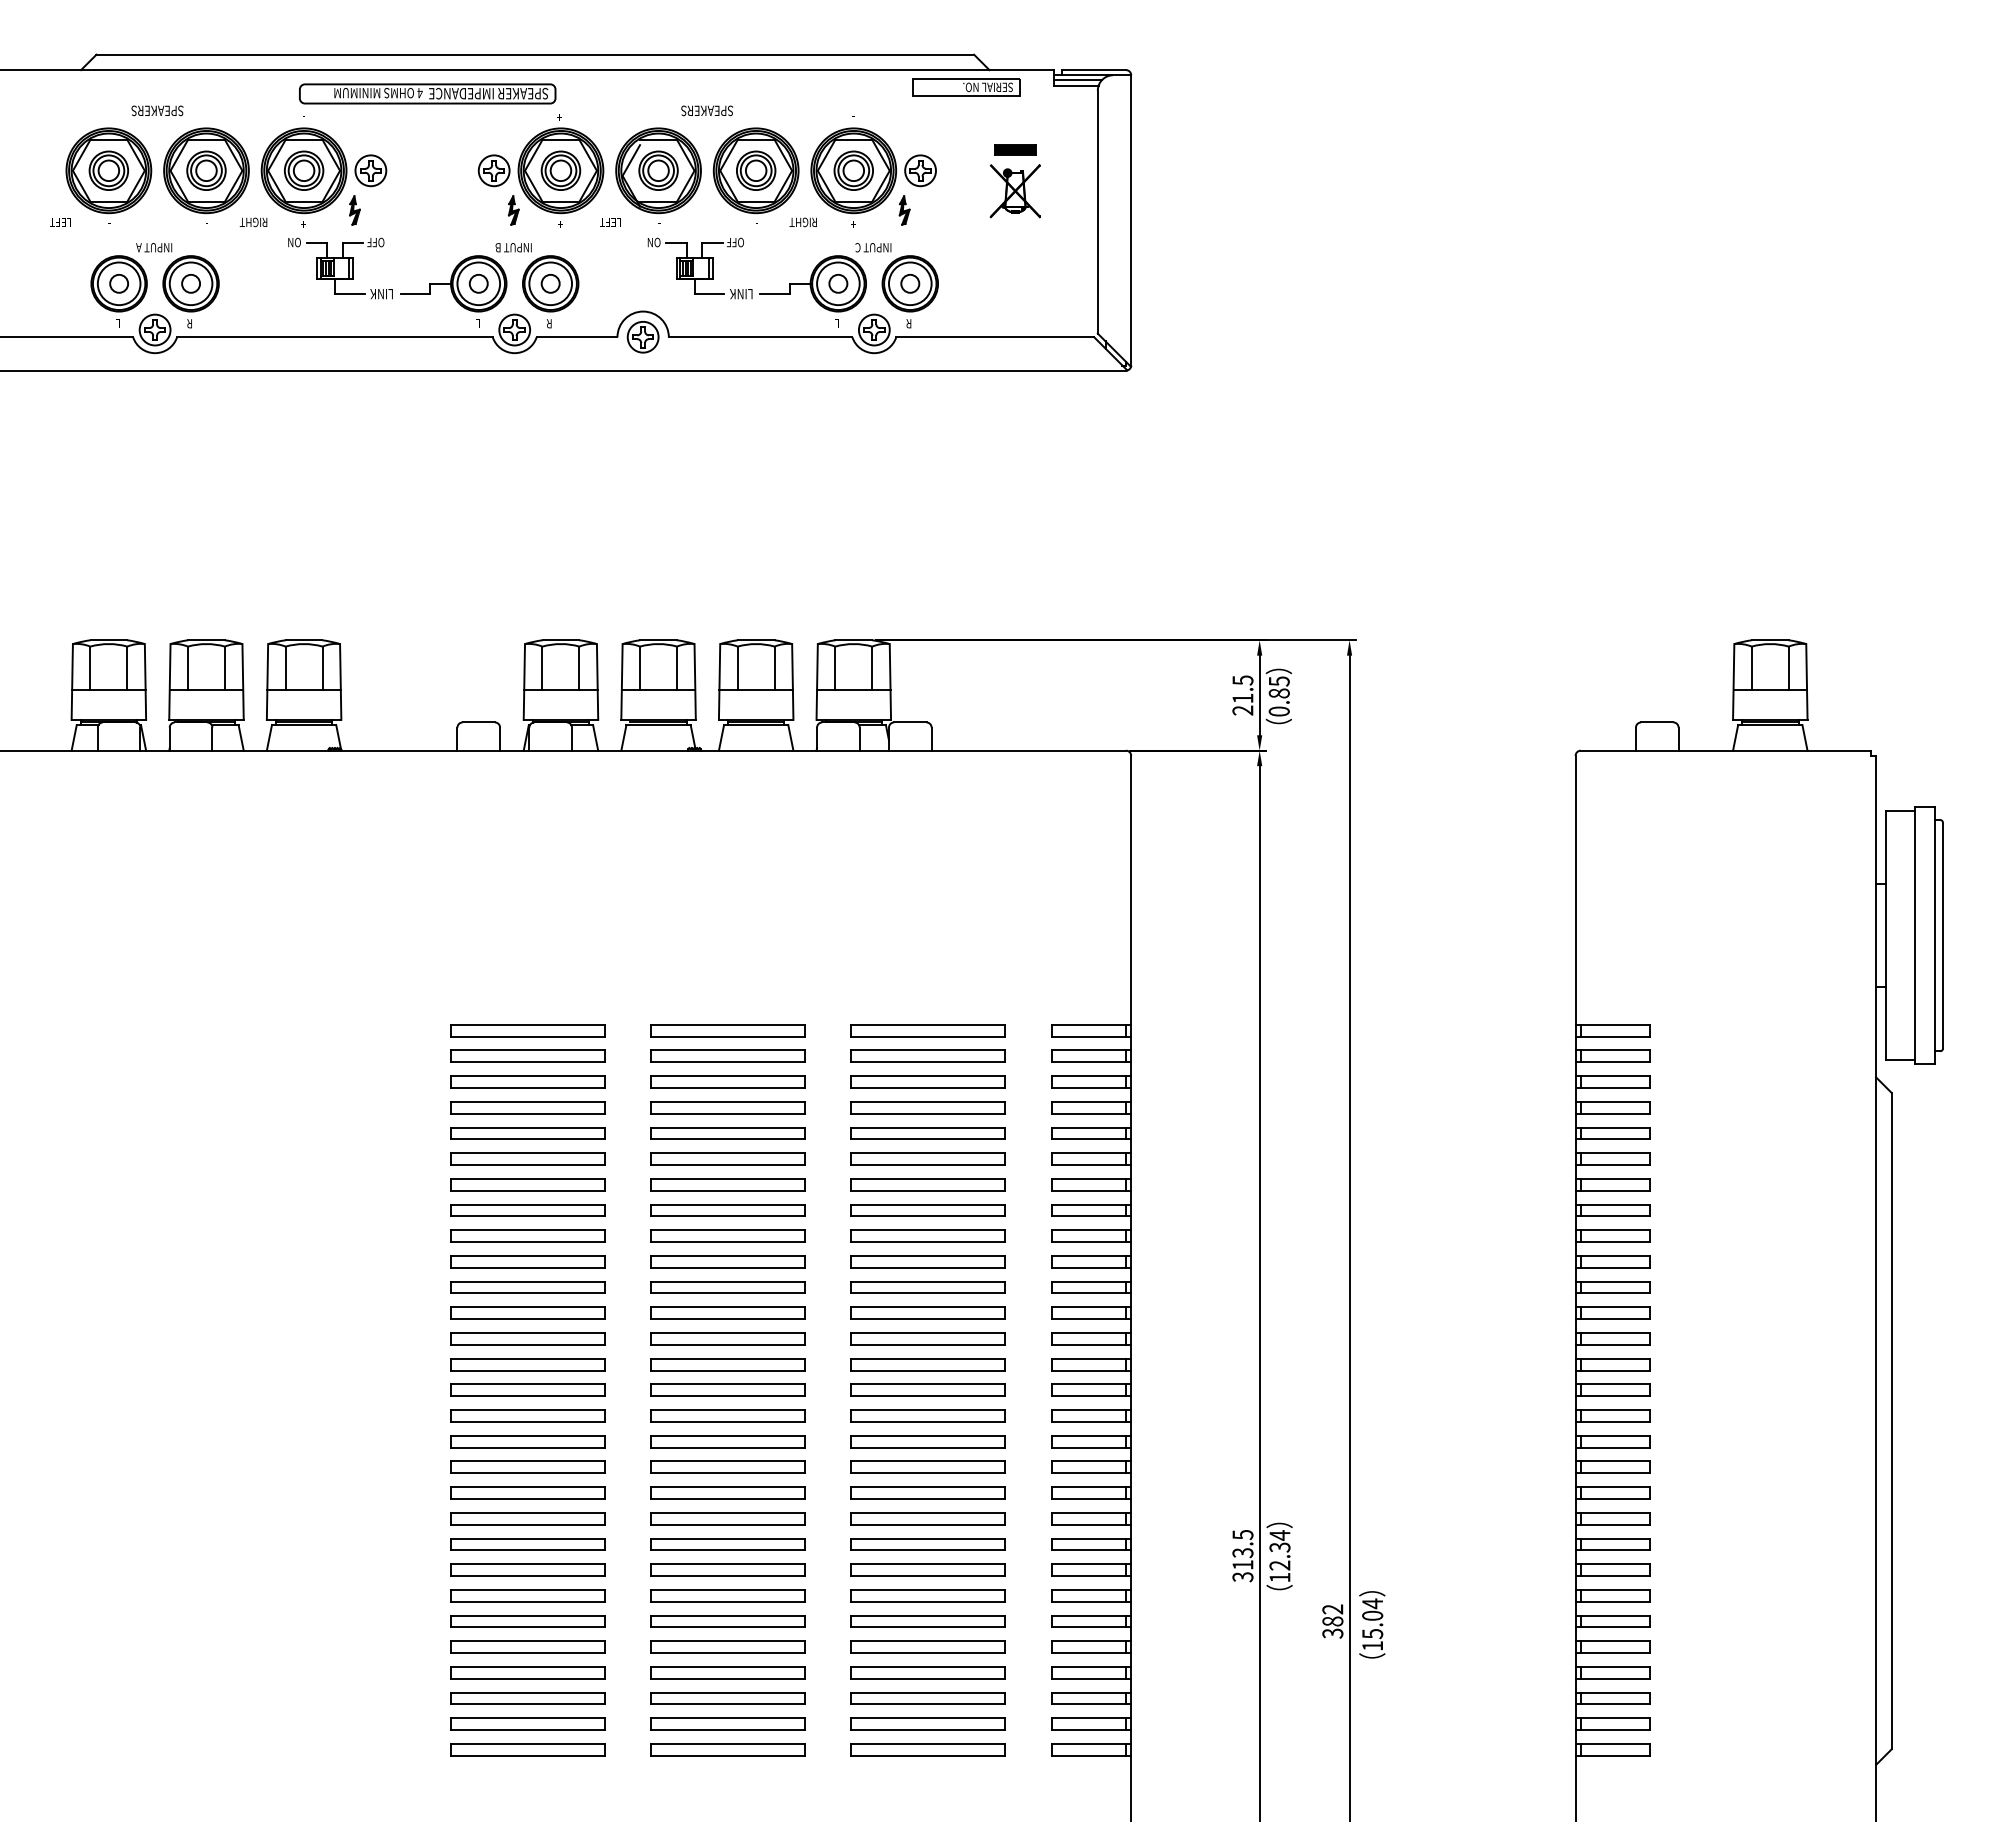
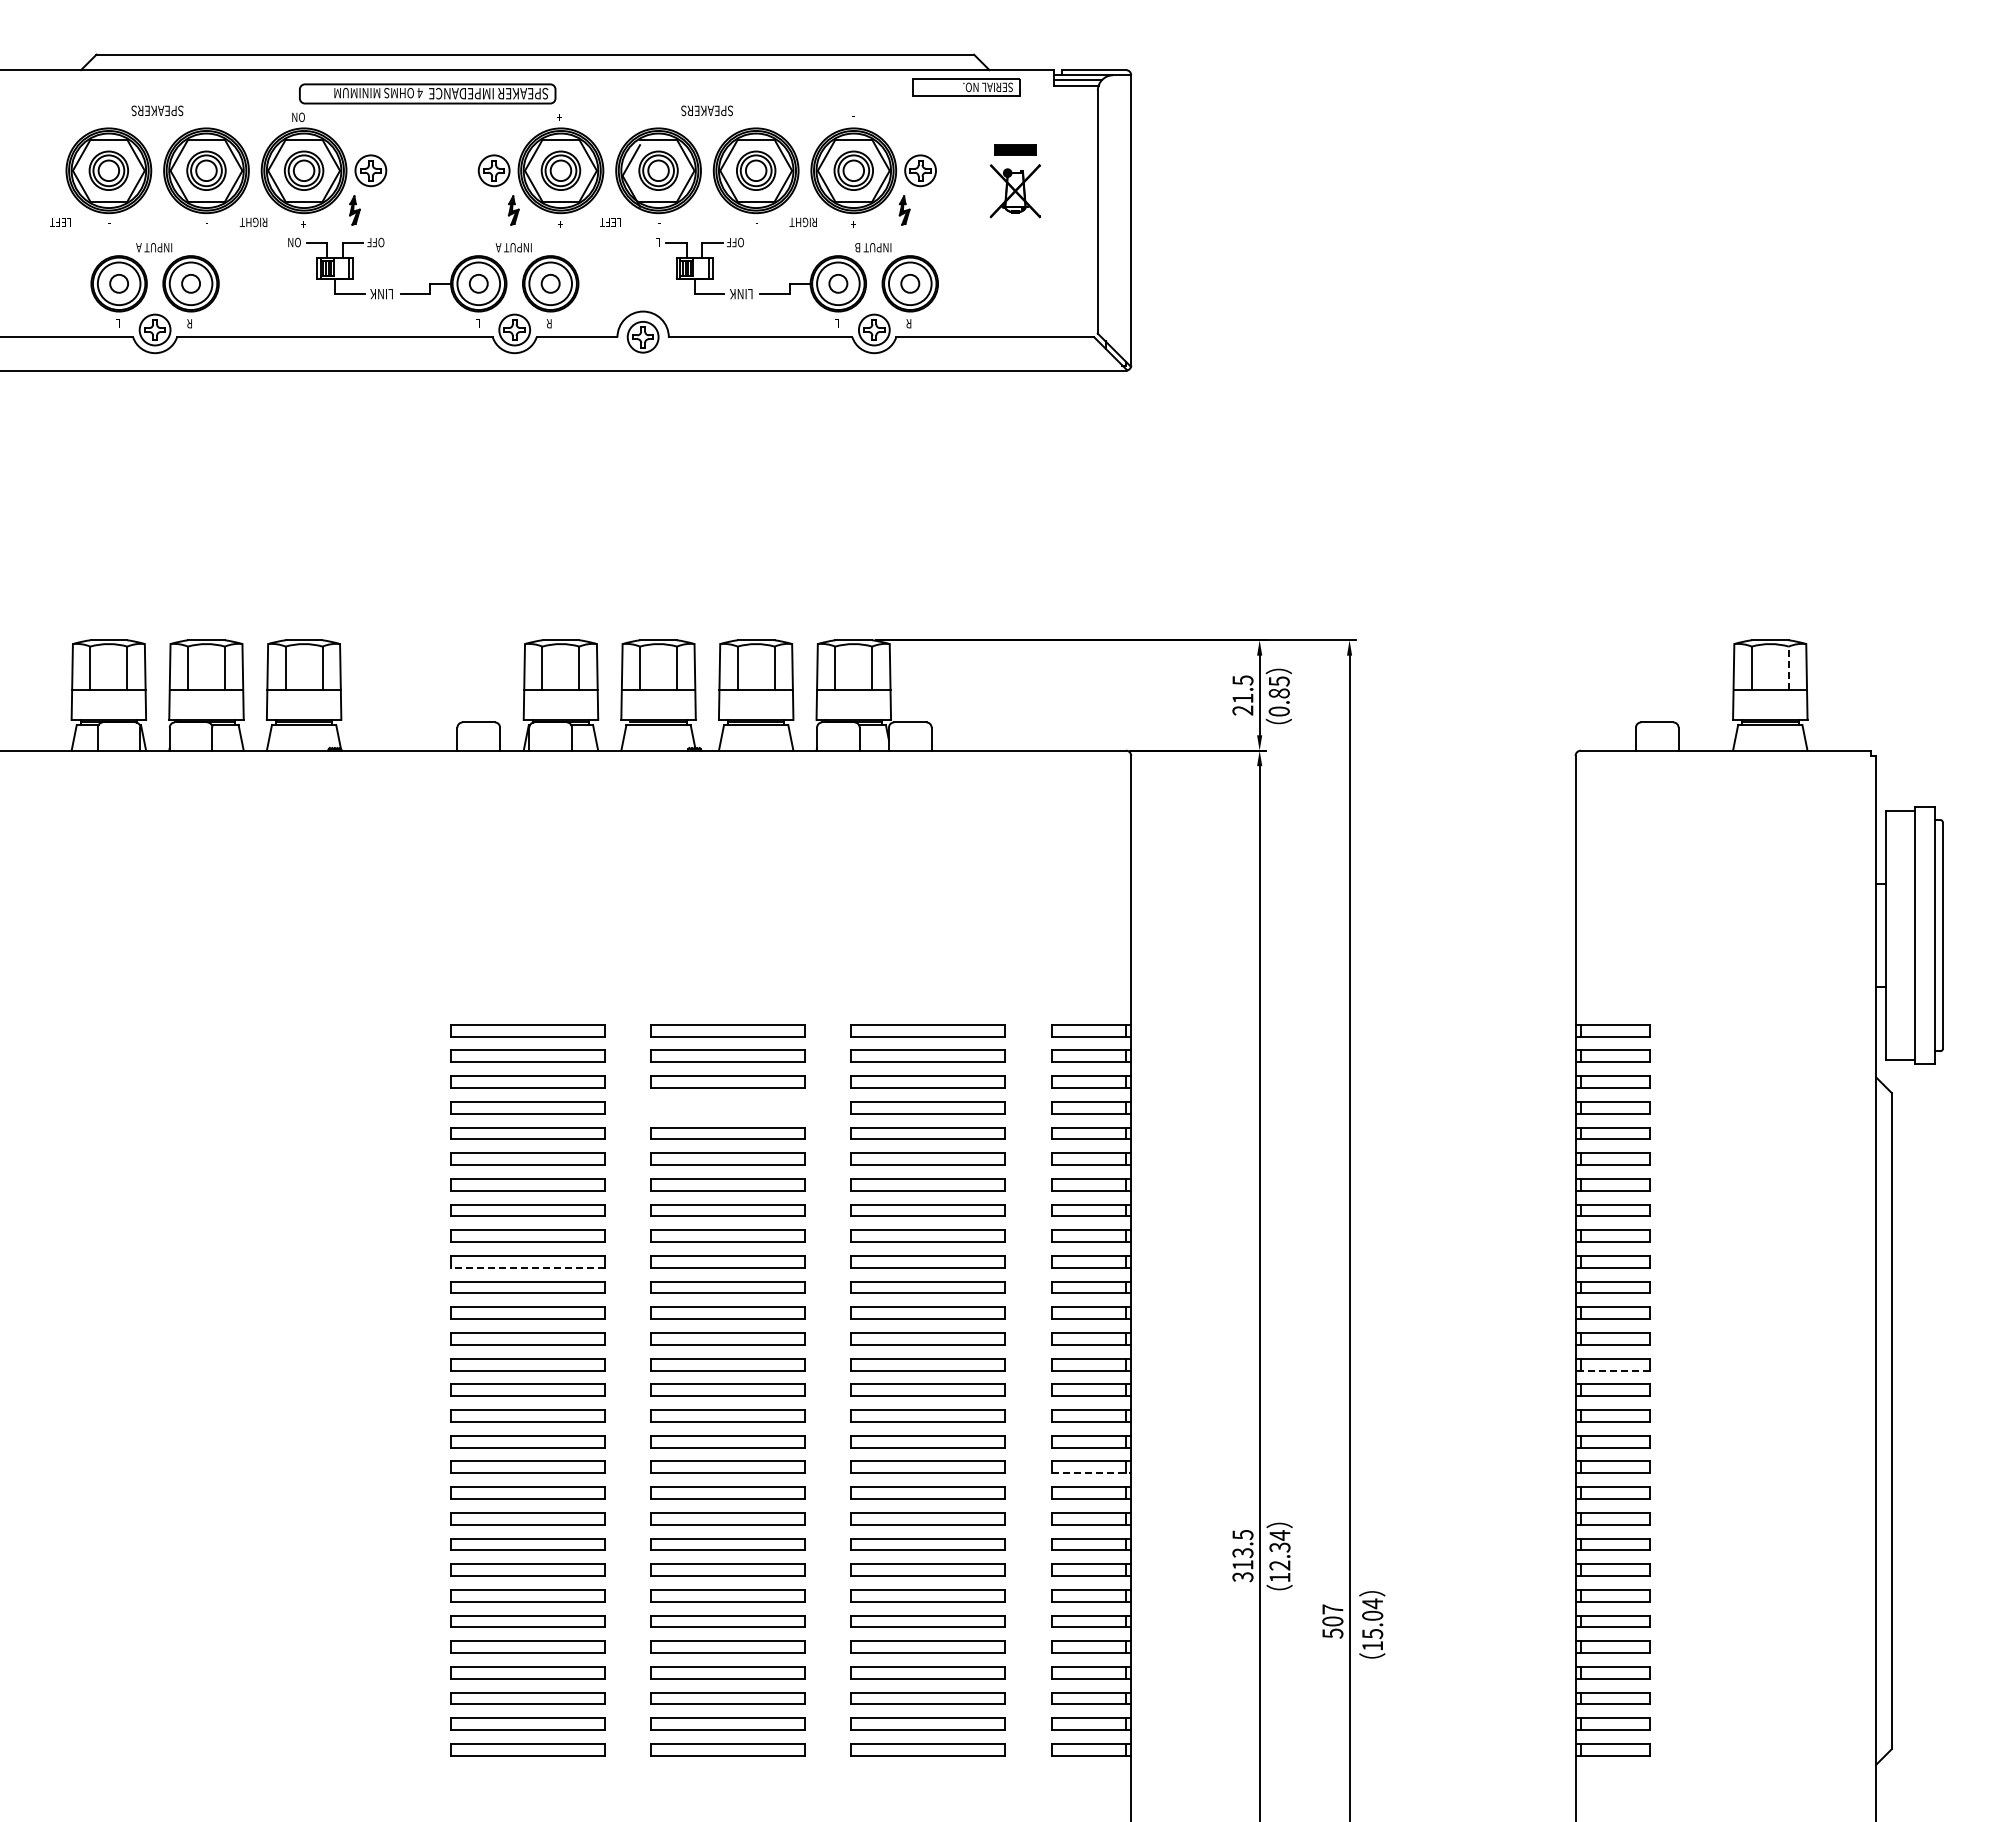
text: - -> ON (298, 117)
text: ON -> L (653, 242)
text: INPUT B -> INPUT A (498, 247)
text: INPUT C -> INPUT B (857, 247)
line: solid -> dashed (1788, 668)
part: present -> none (727, 1107)
line: solid -> dashed (527, 1267)
line: solid -> dashed (1612, 1370)
line: solid -> dashed (1091, 1473)
text: 382 -> 507 (1332, 1621)
